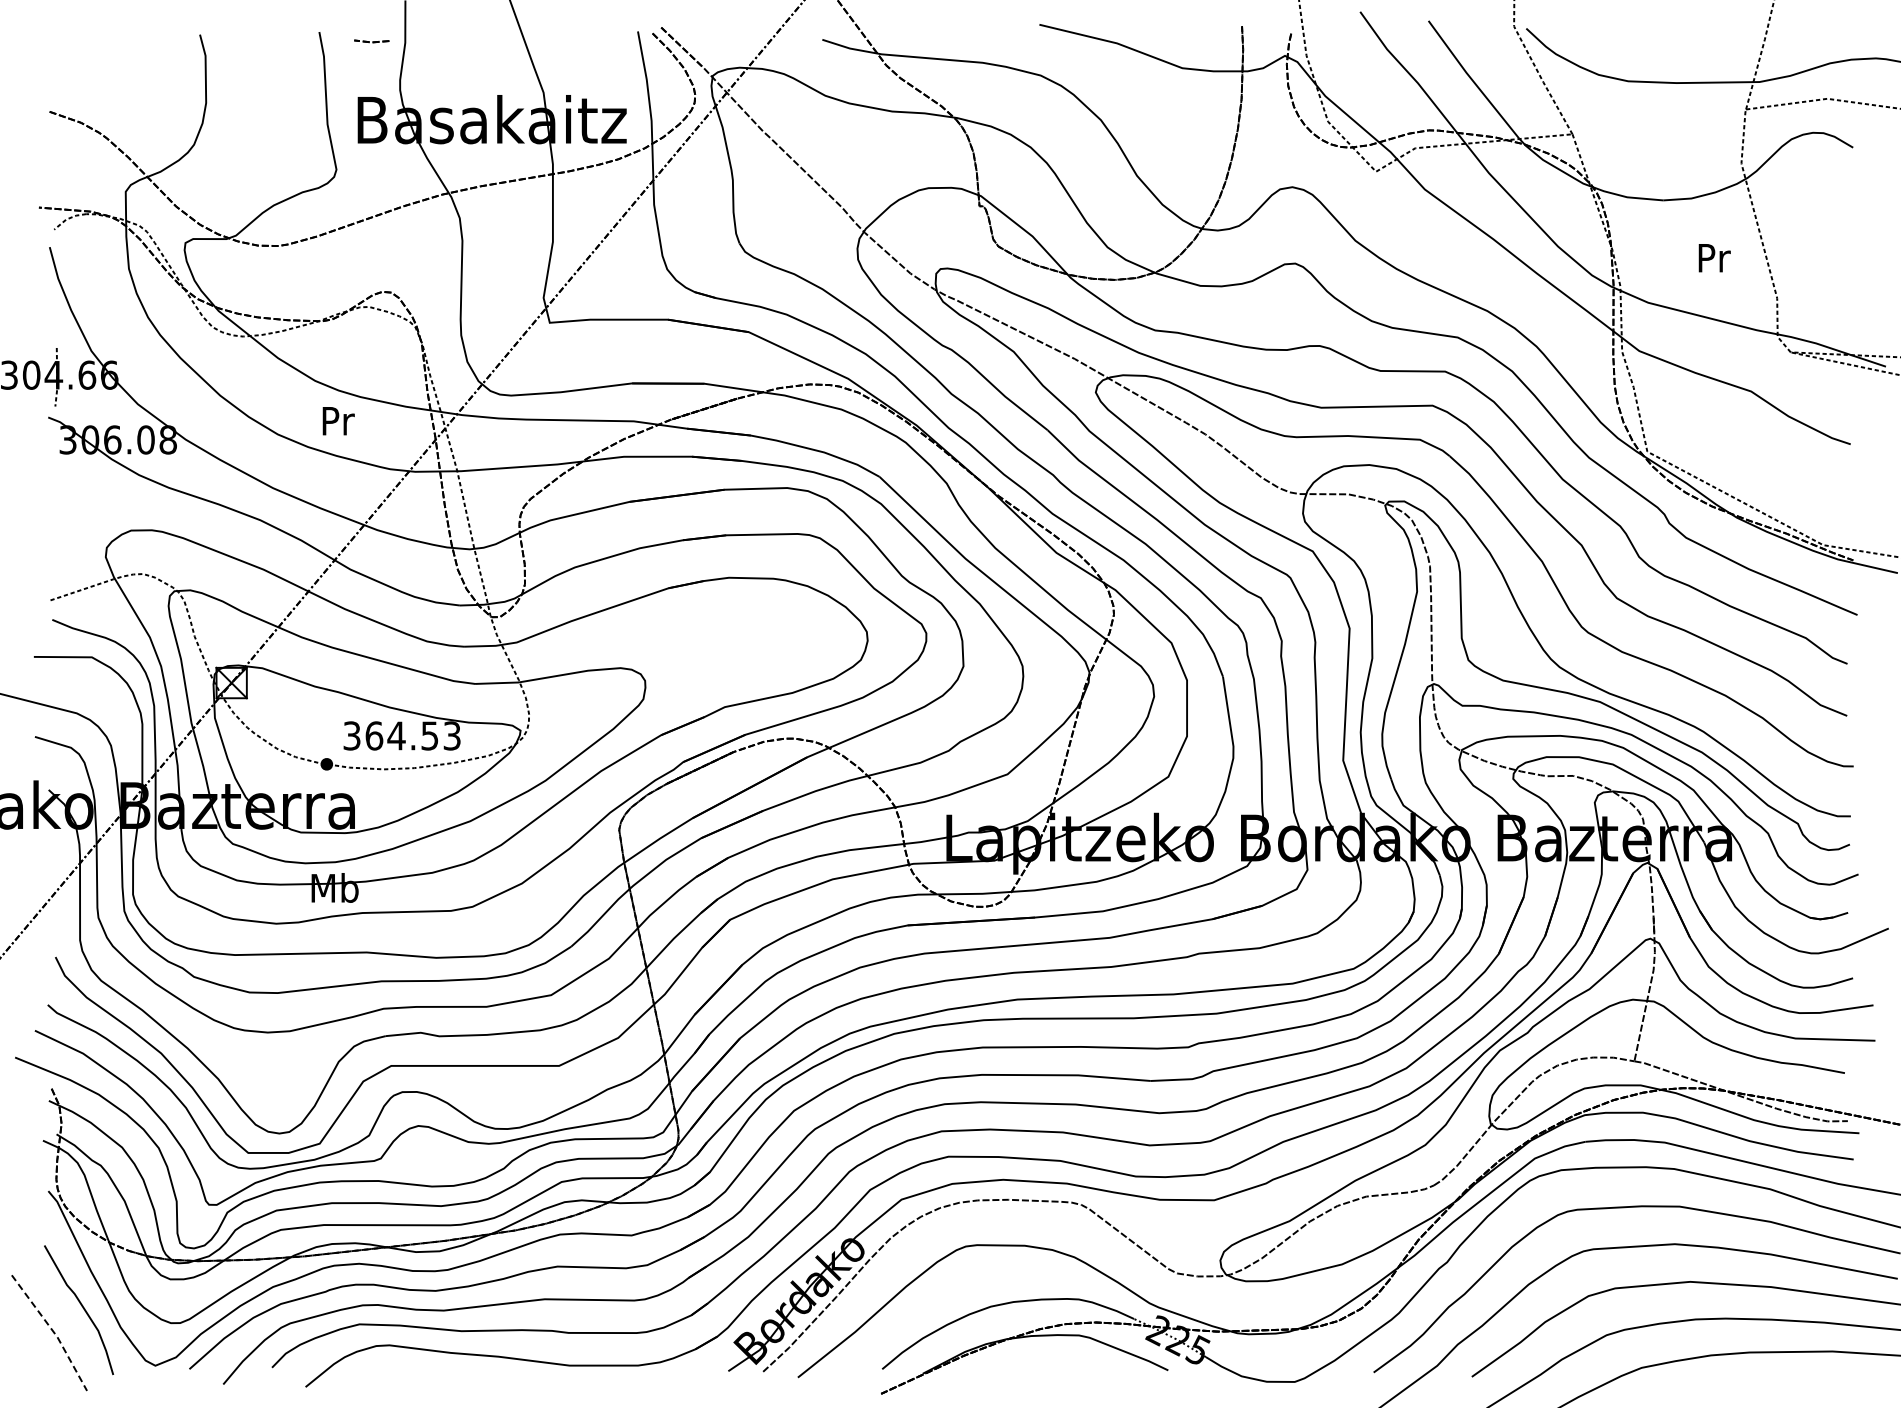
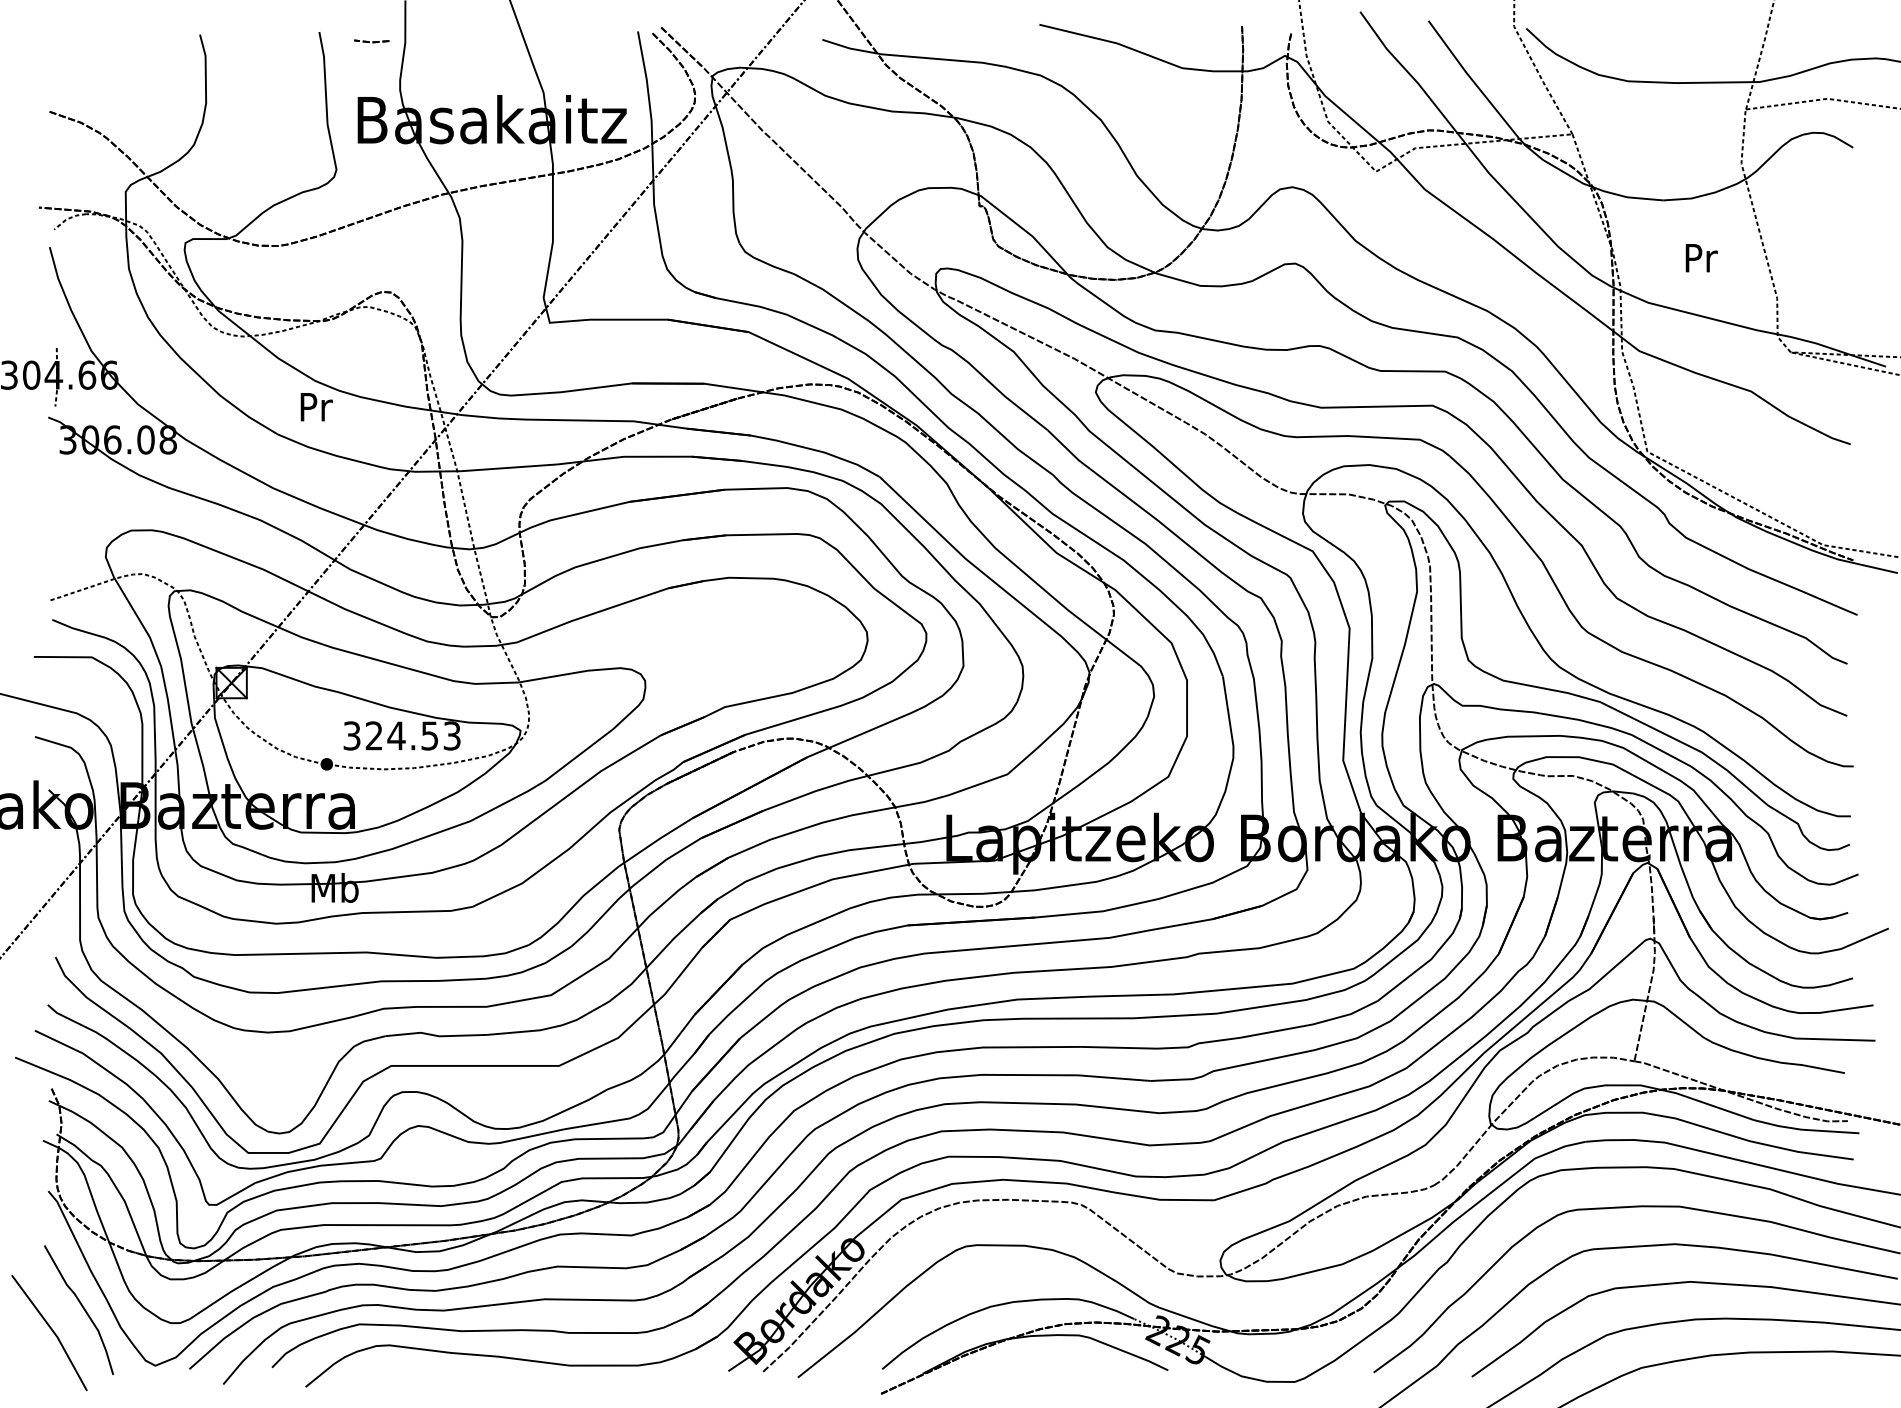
text position: (1714, 258) -> (1701, 258) (1701, 258)
text position: (338, 421) -> (316, 407) (316, 407)
text: 364.53 -> 324.53 (374, 735)
line: dashed -> solid (53, 1331)
